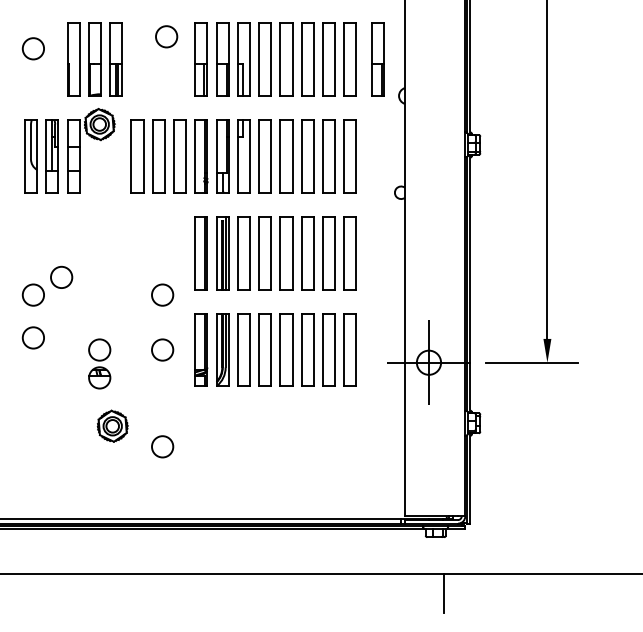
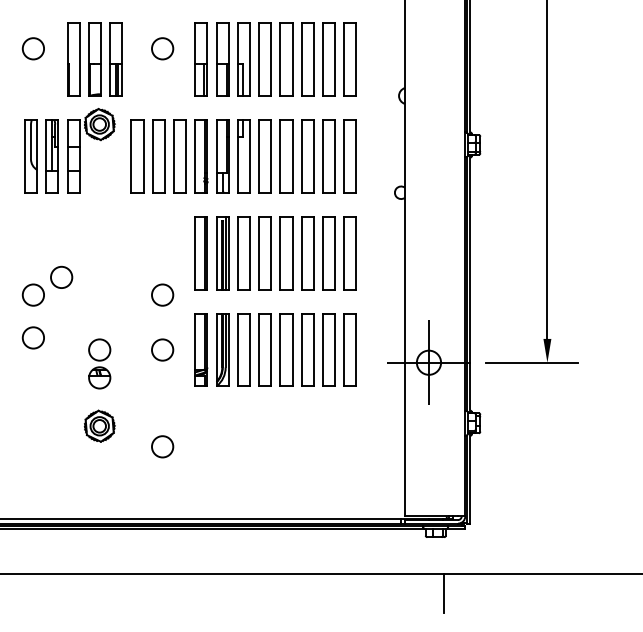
circle position: (166, 36) -> (162, 48) (162, 48)
part: present -> none (377, 59)
part position: (112, 425) -> (99, 425) (99, 425)
